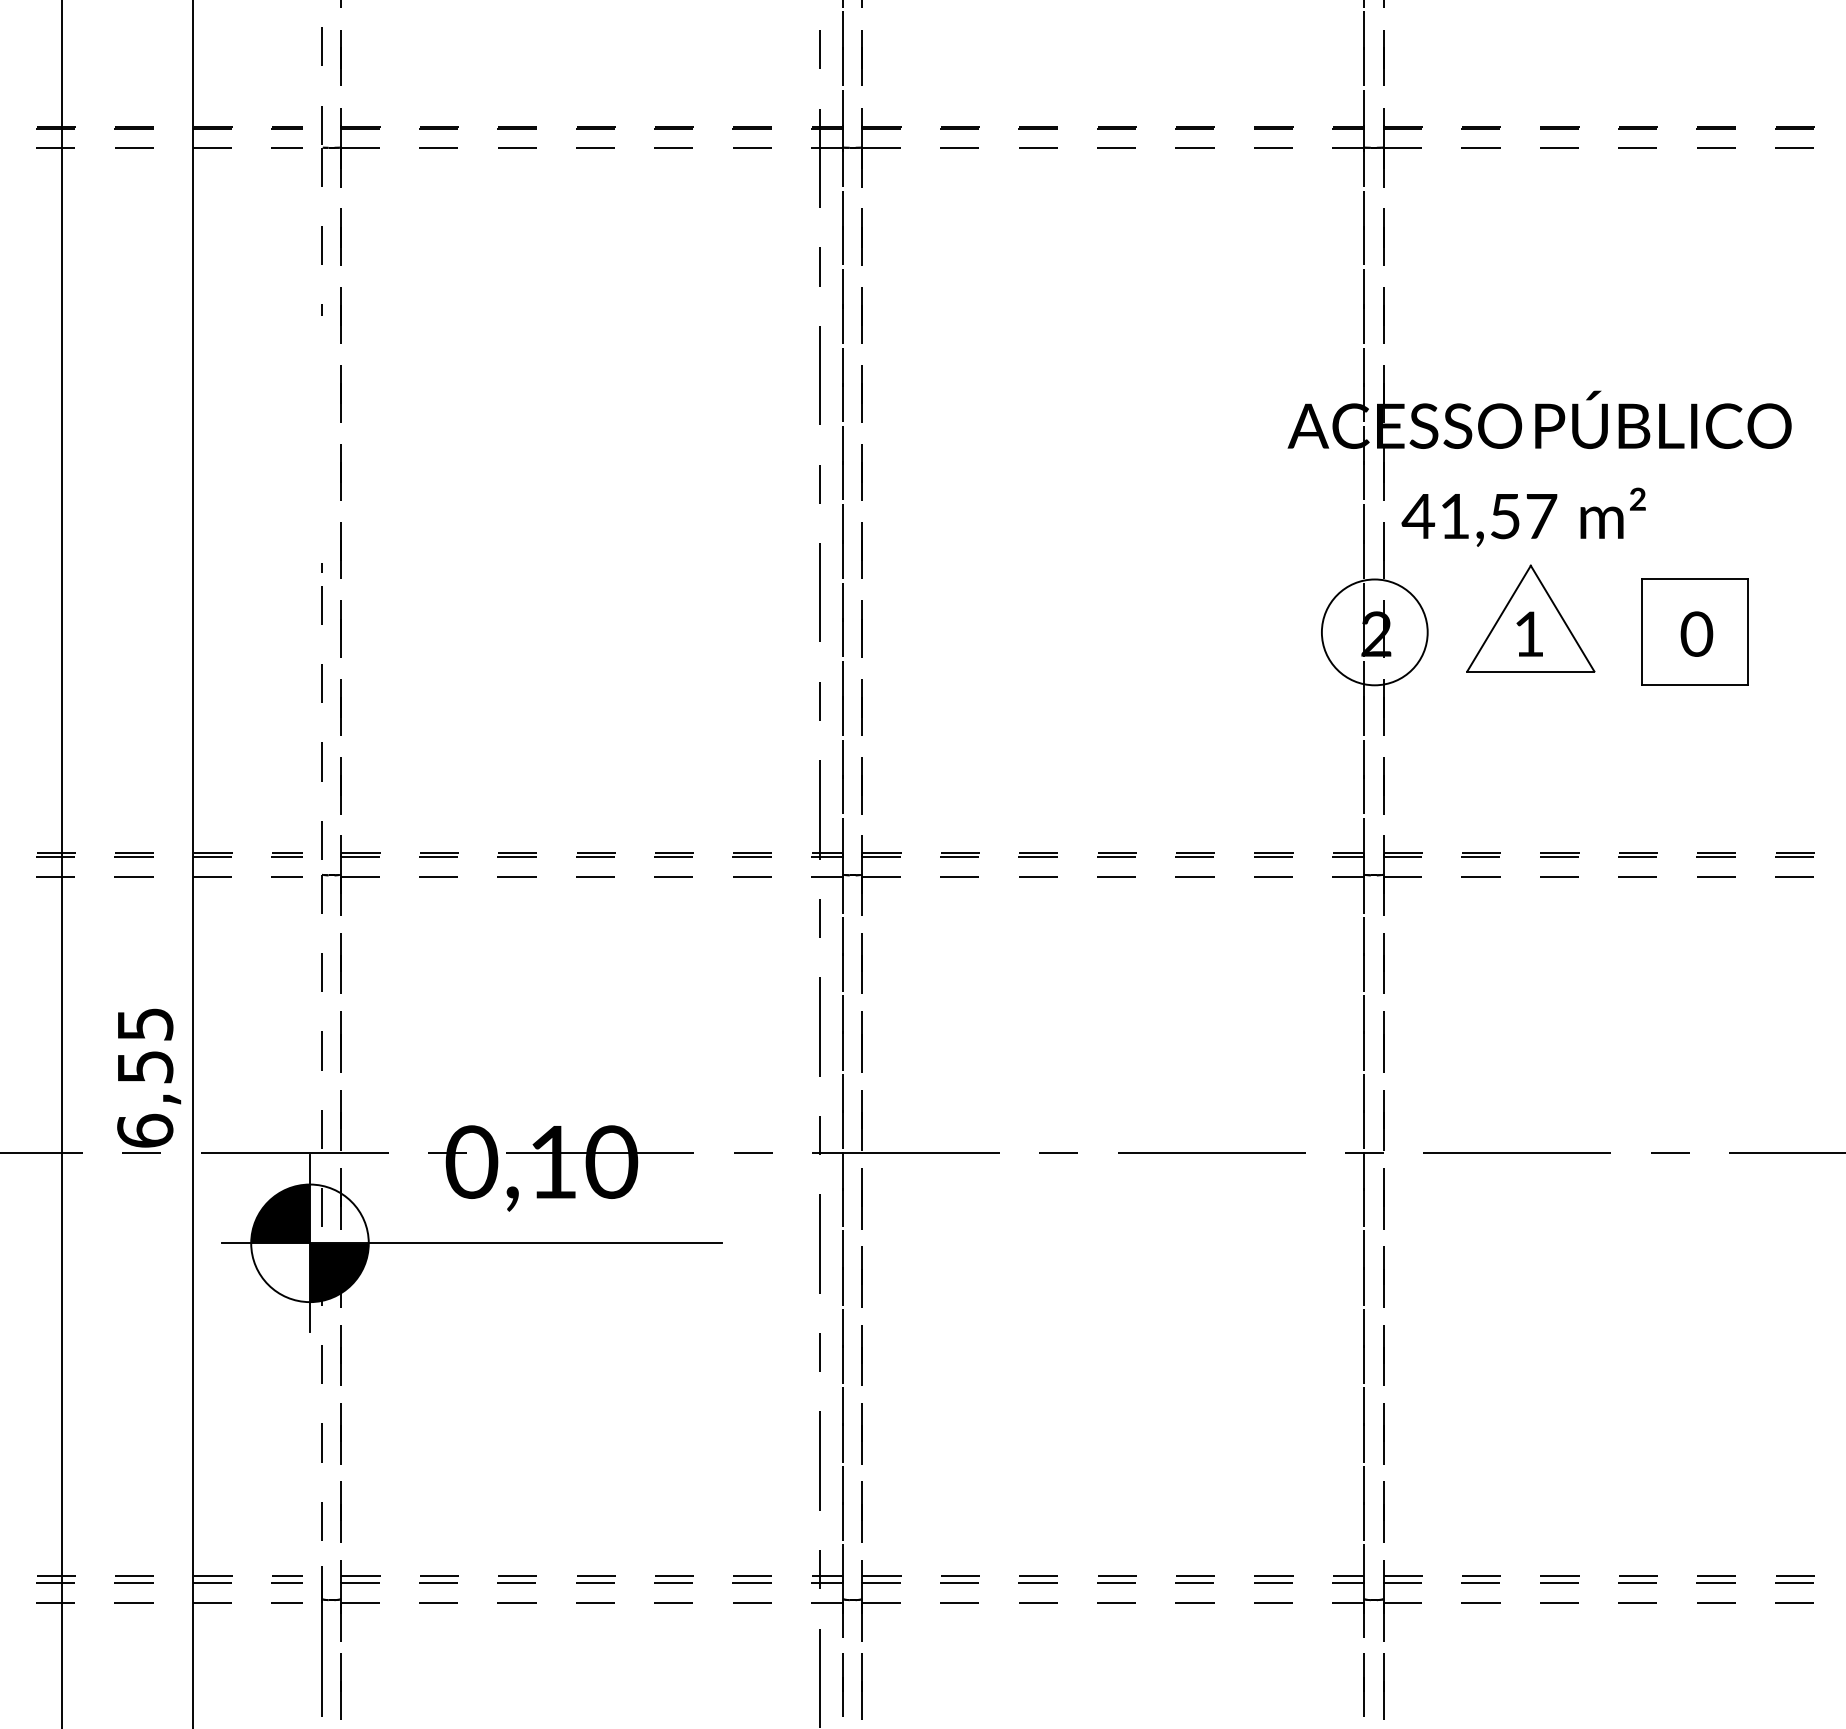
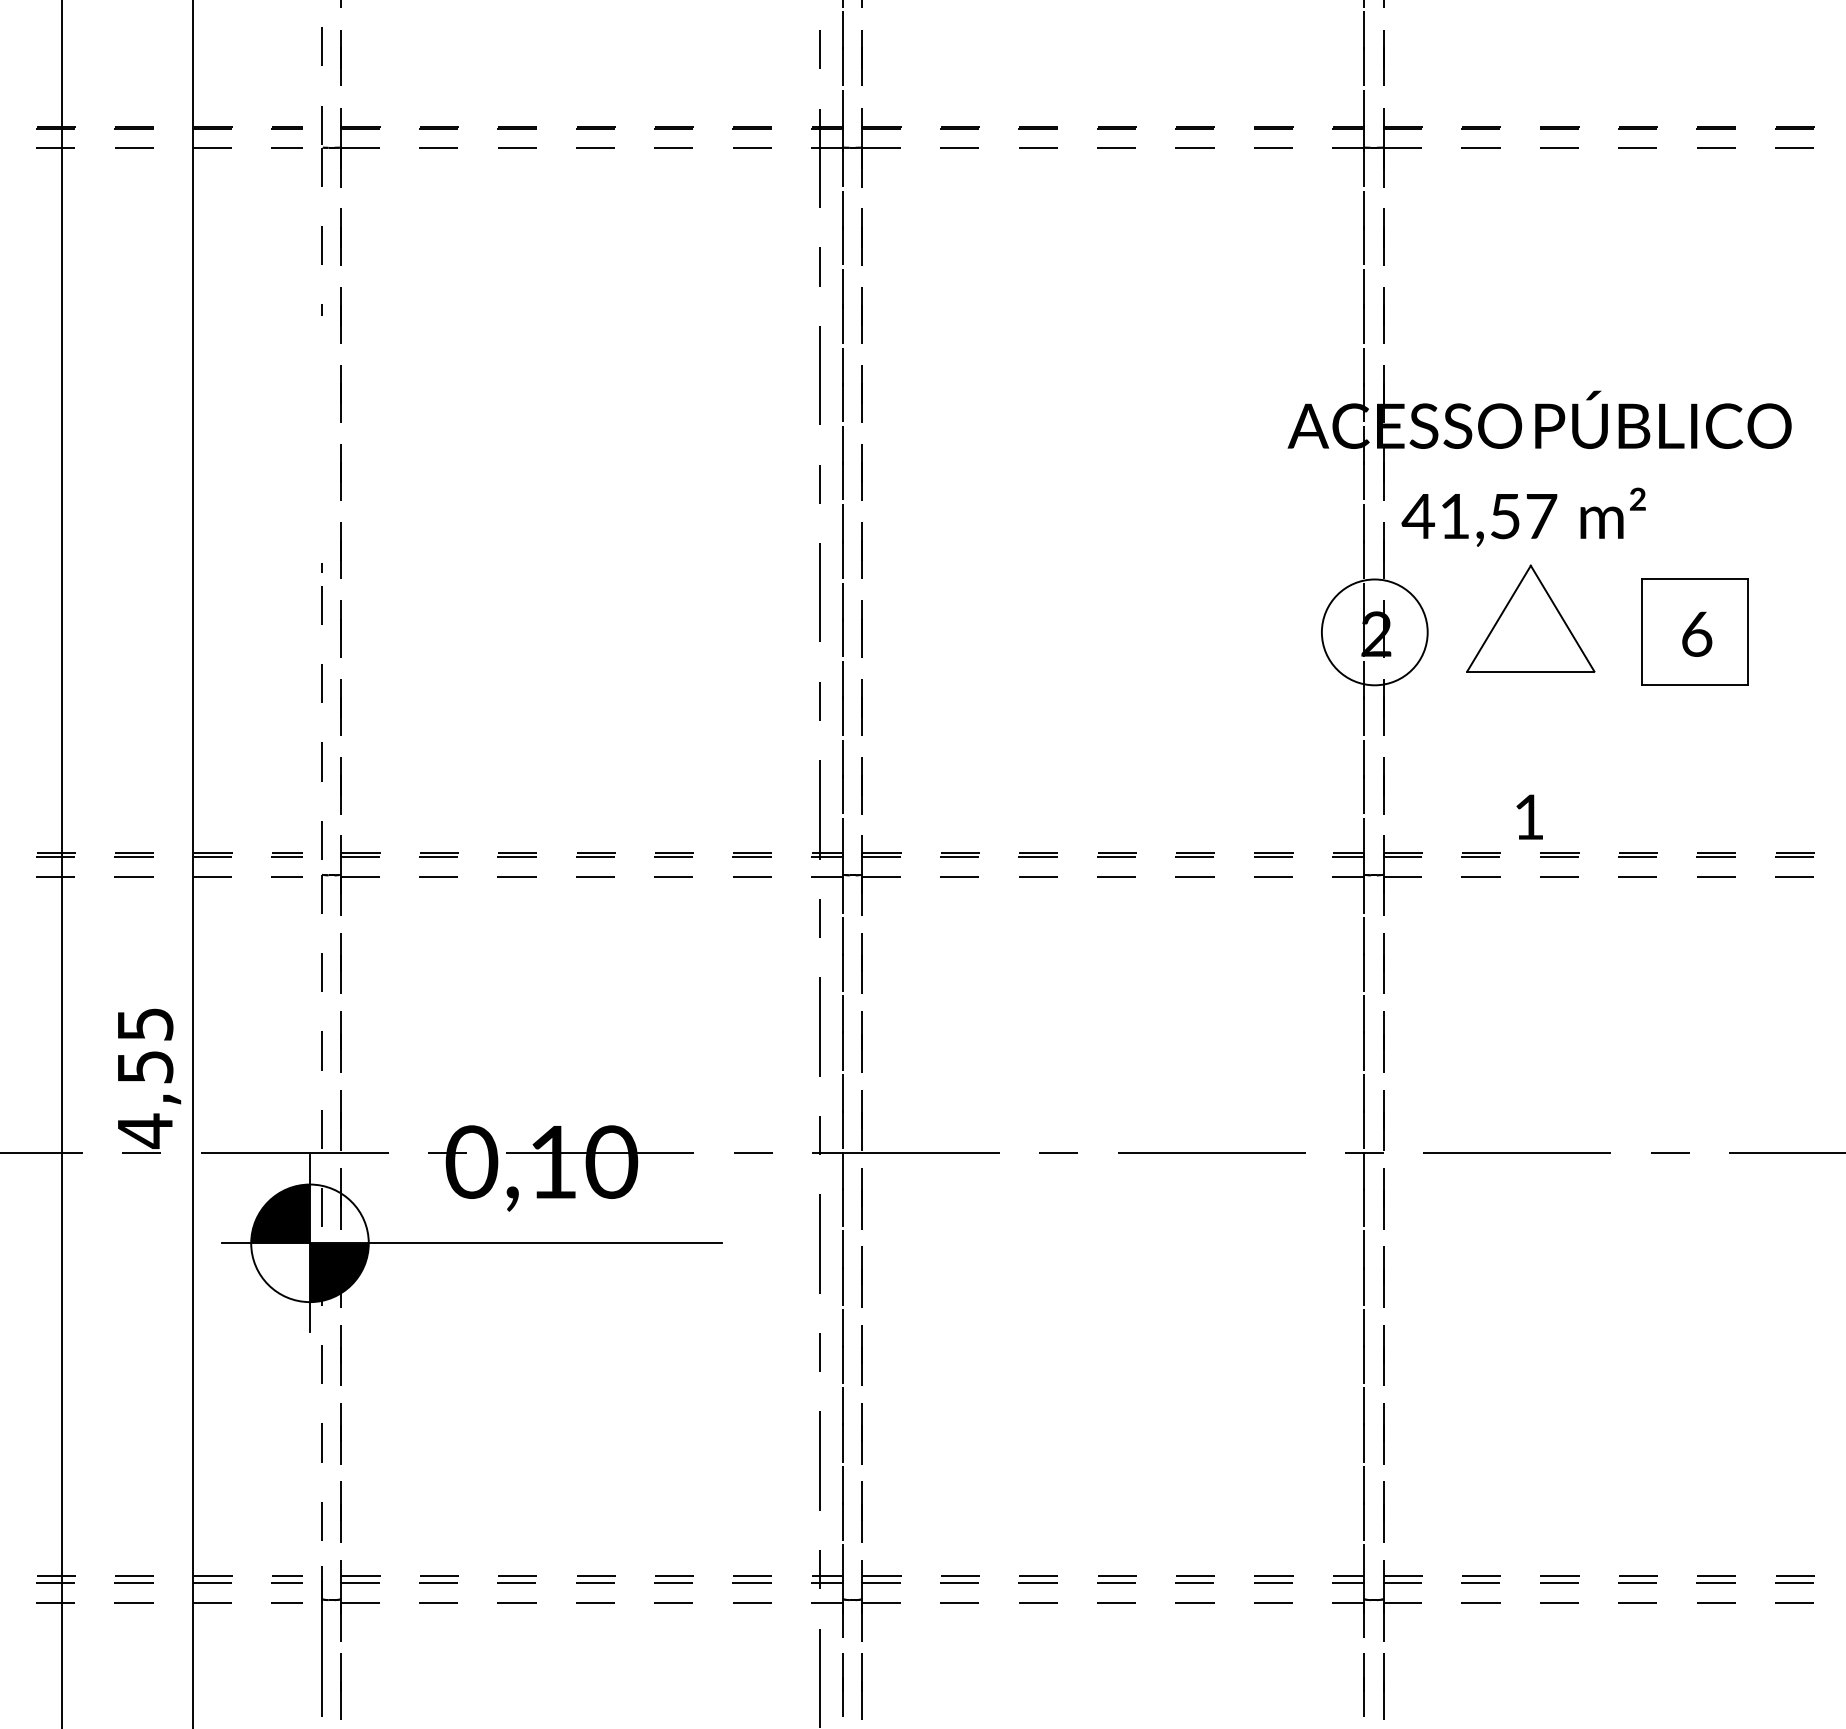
text position: (1529, 633) -> (1529, 816) (1529, 816)
text: 0 -> 6 (1696, 633)
text: 6,55 -> 4,55 (145, 1130)
